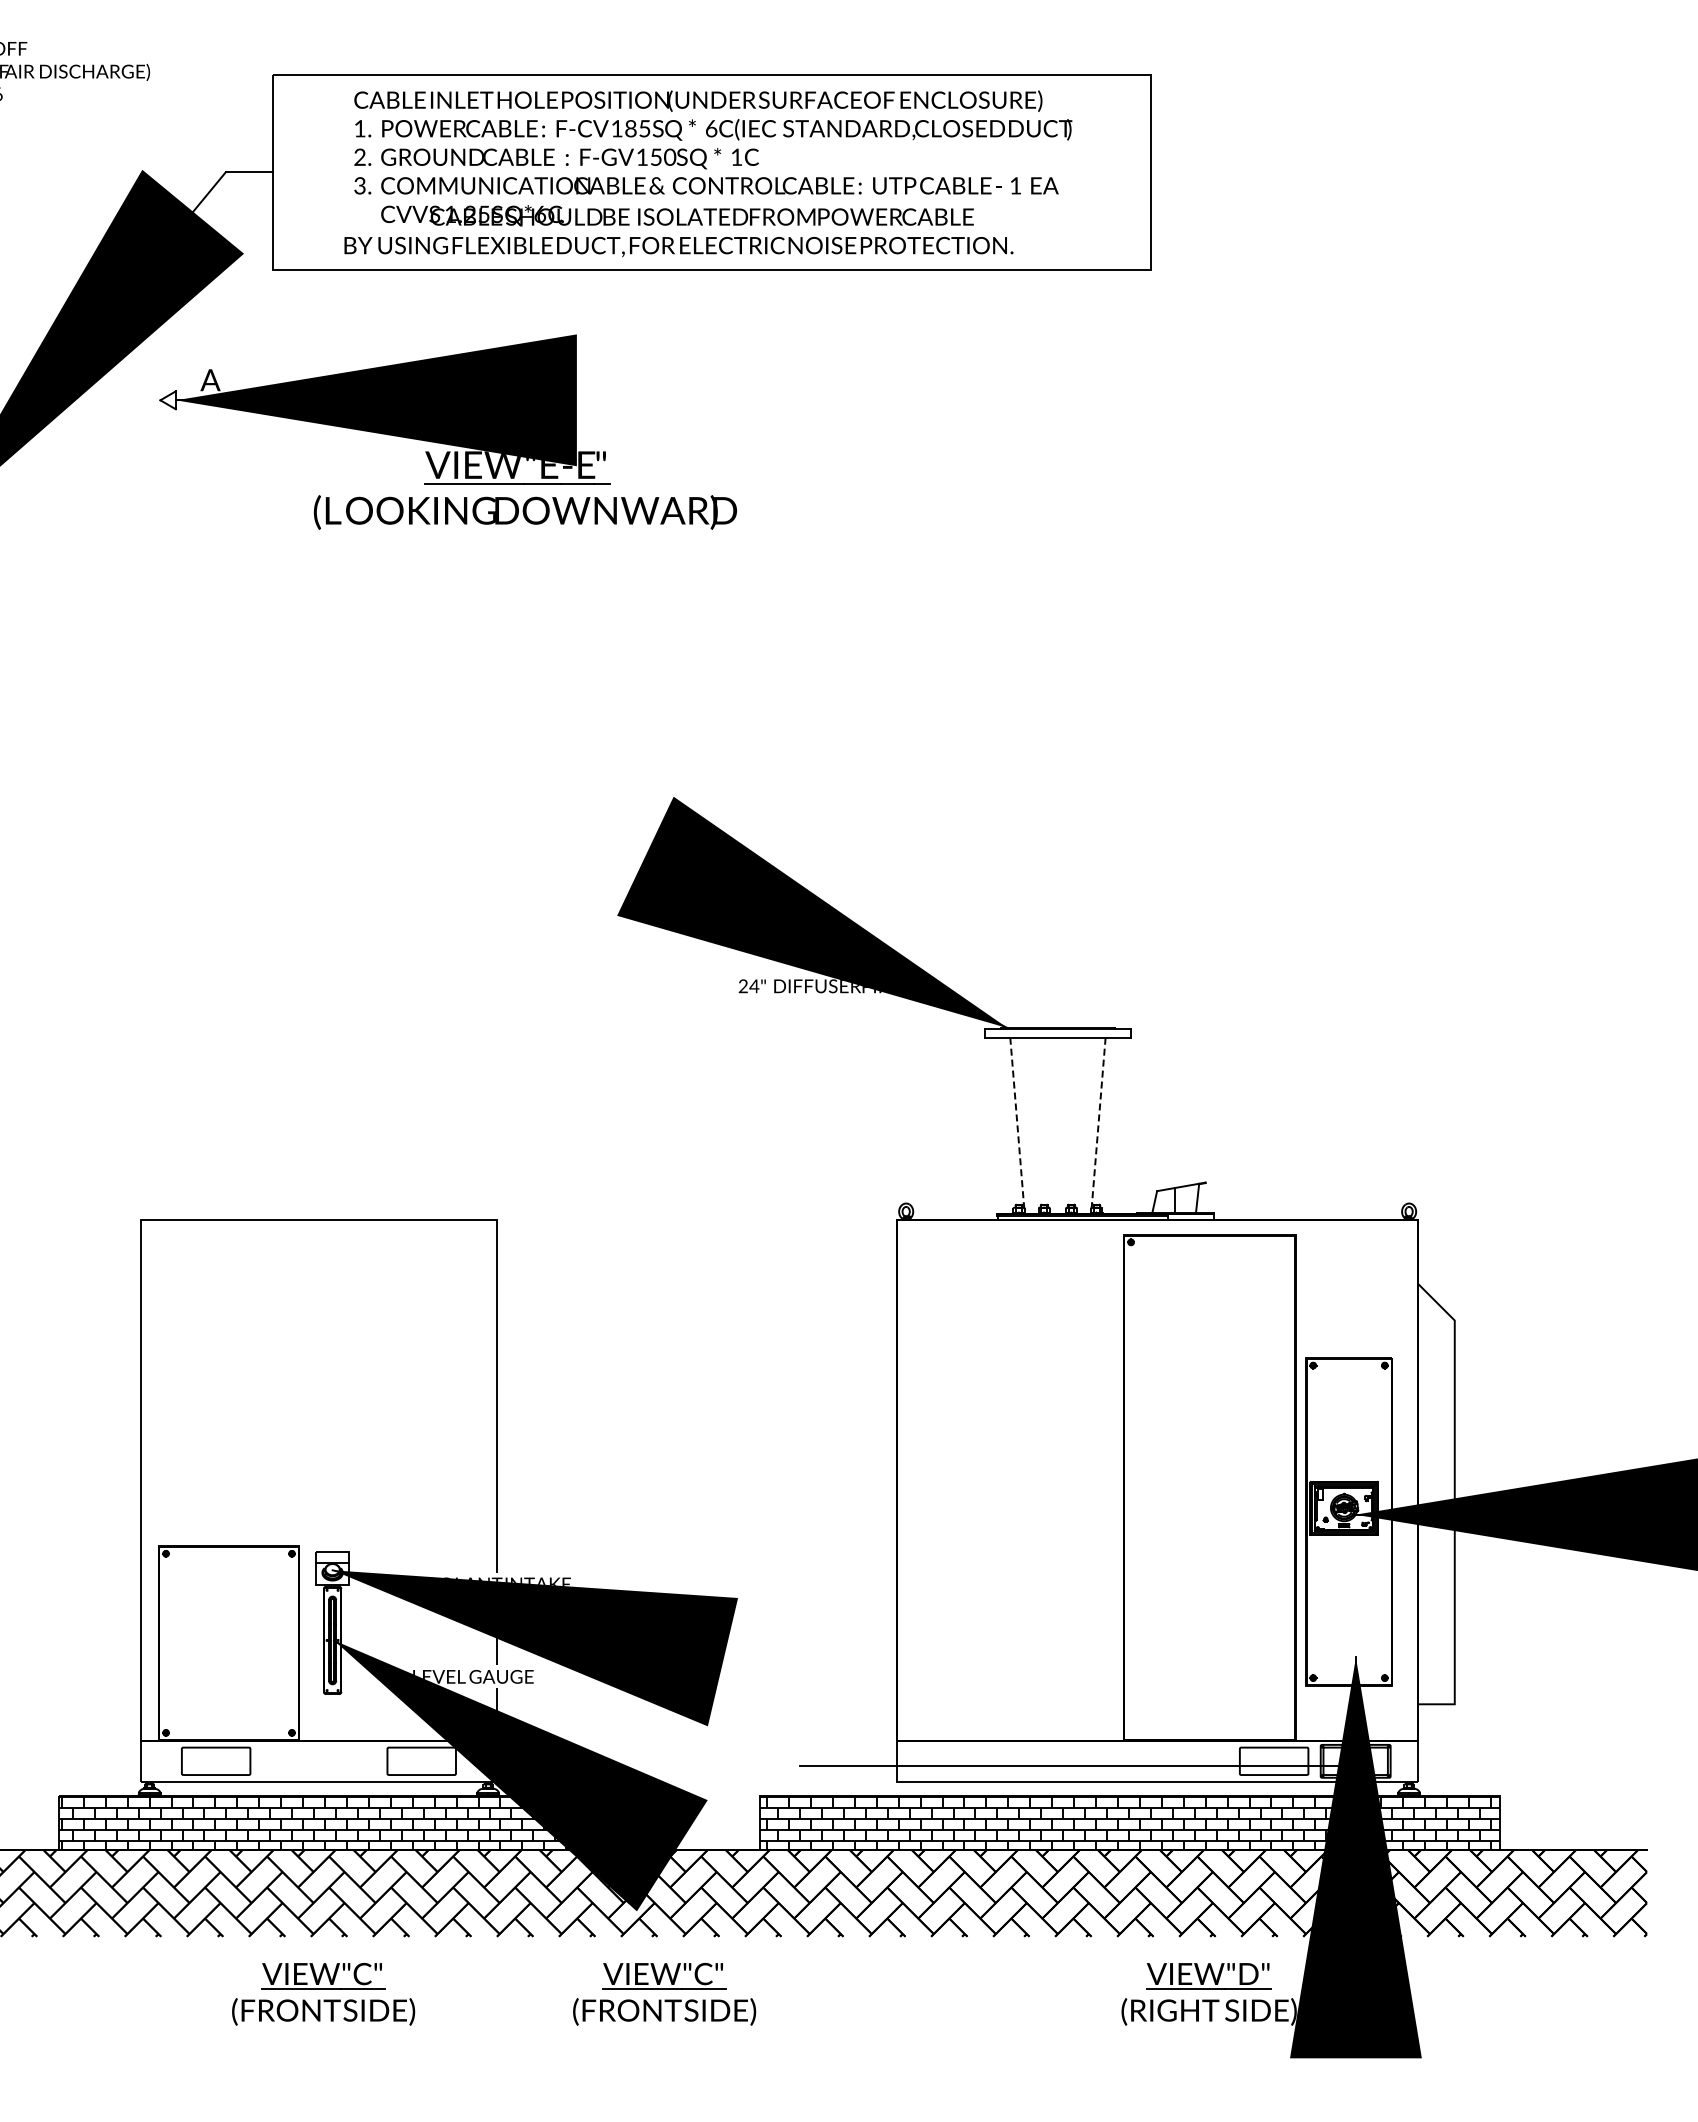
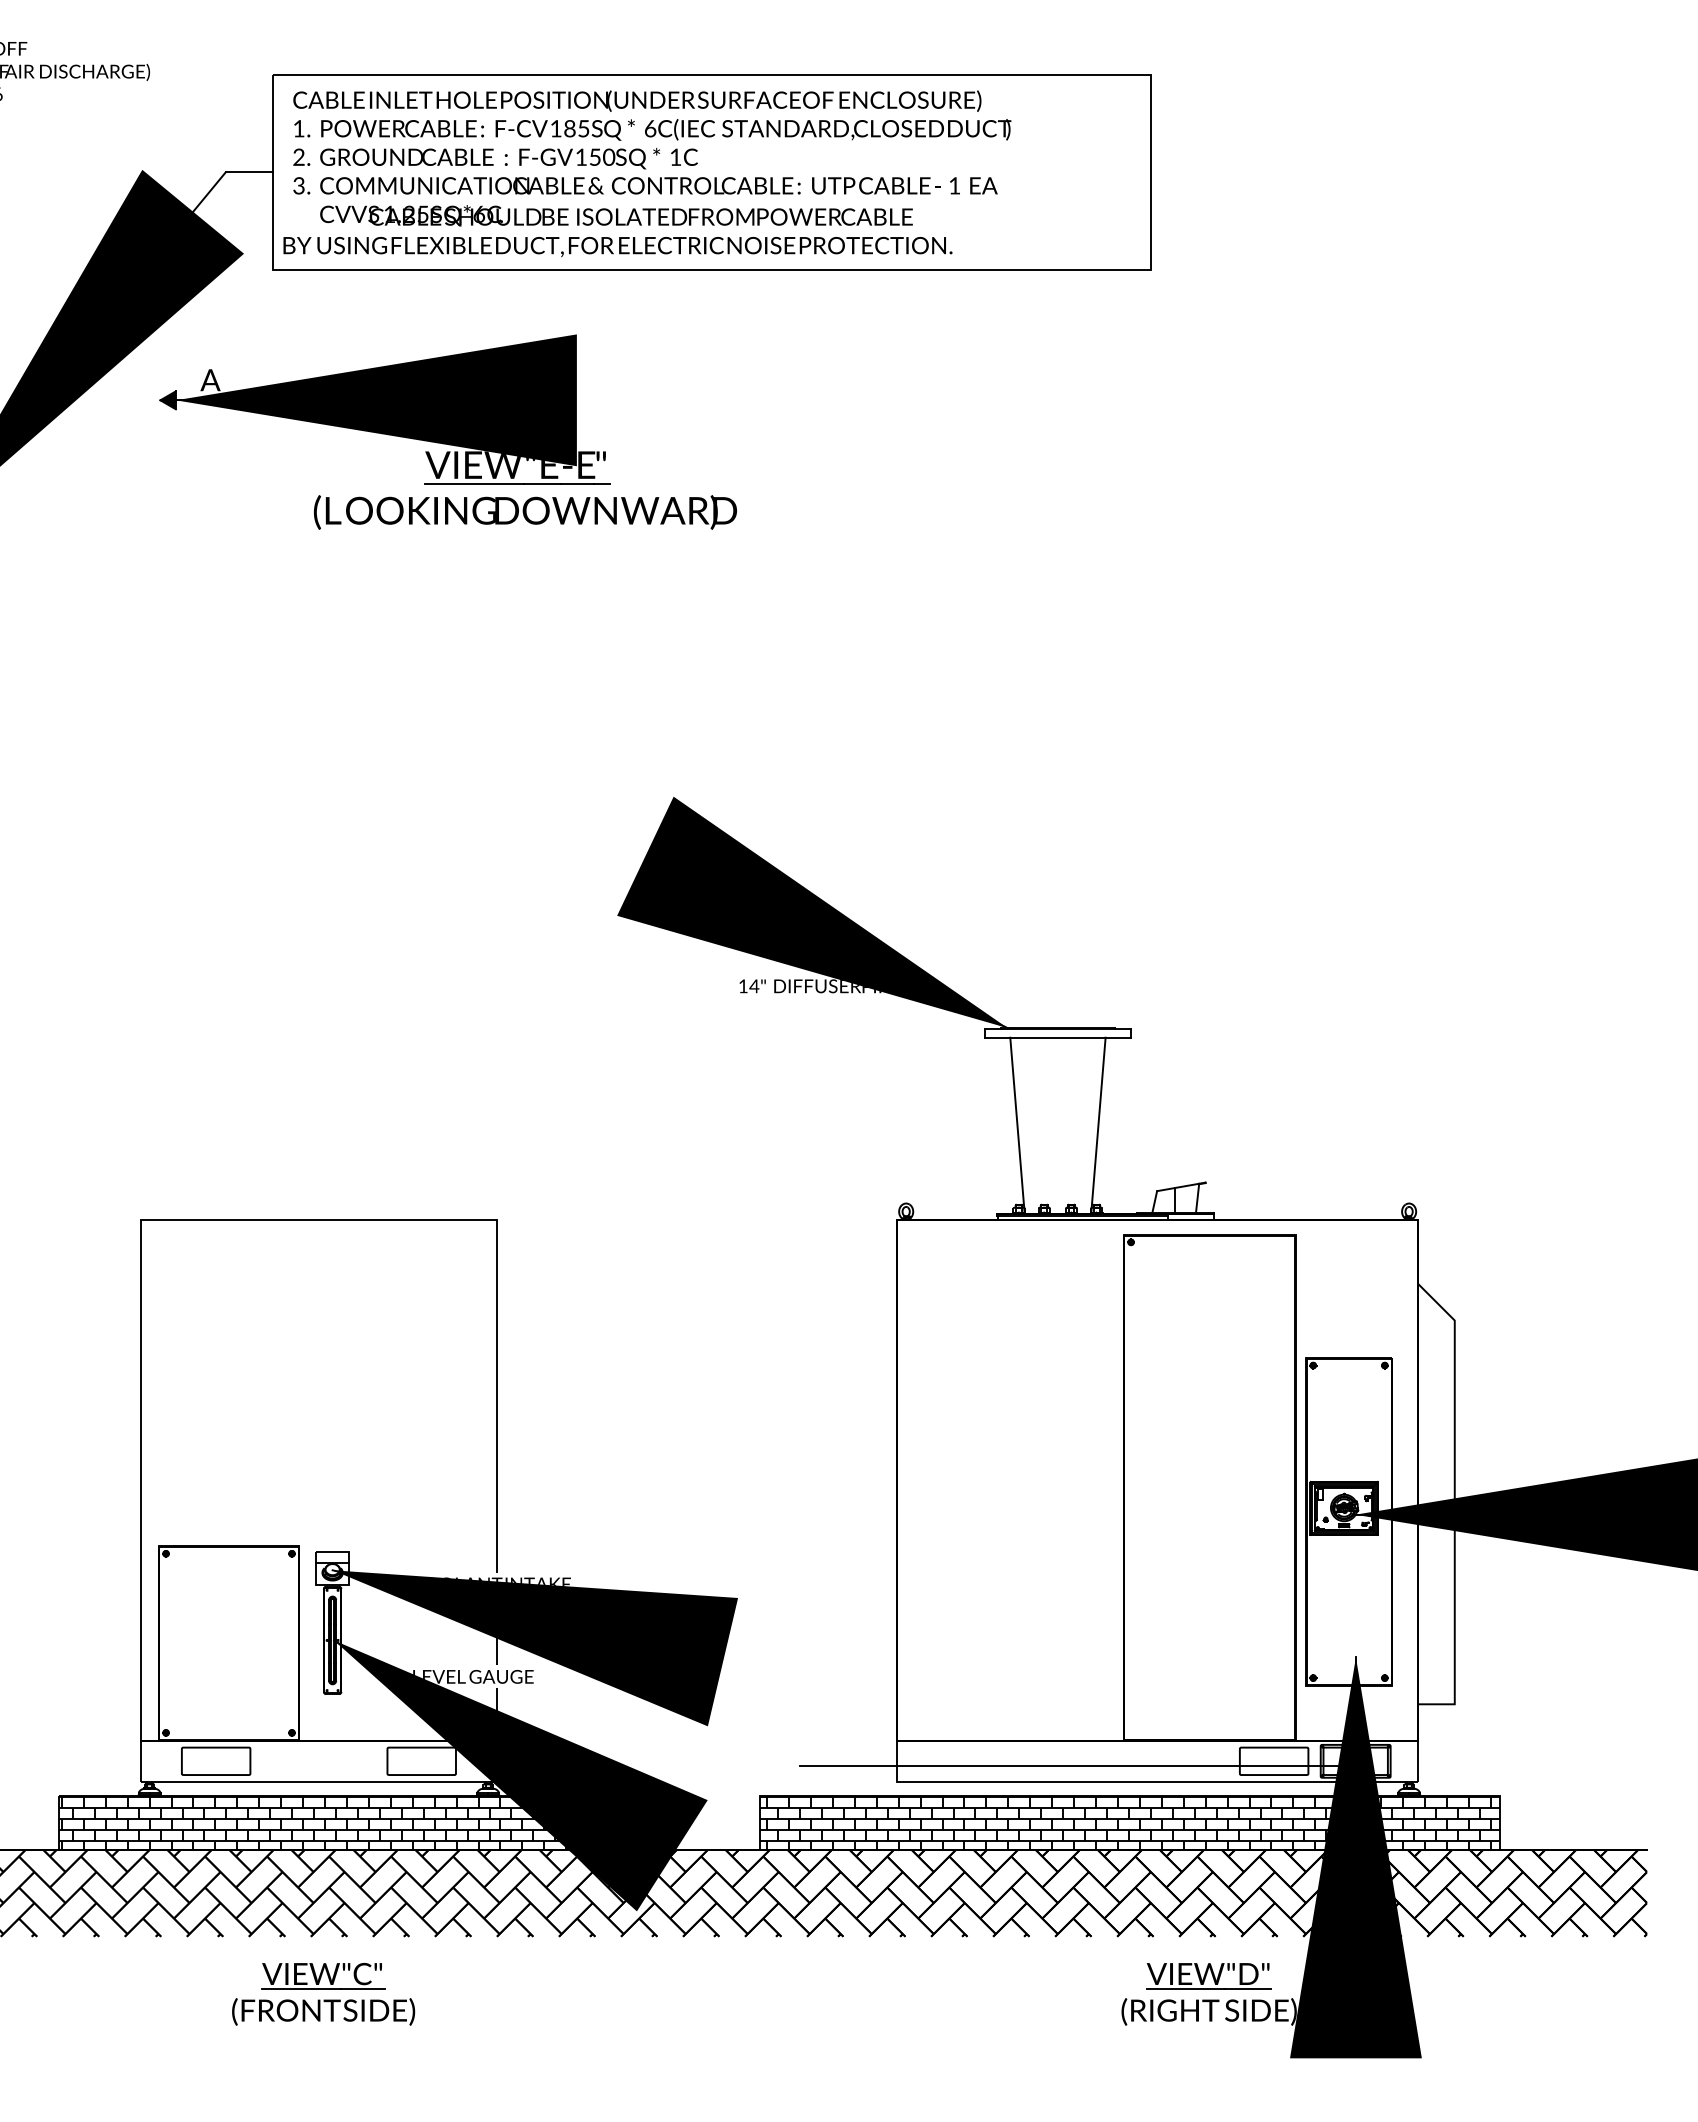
text position: (708, 173) -> (647, 173) (647, 173)
fill: none -> present (167, 400)
text: 24" -> 14" (742, 986)
line: dashed -> solid (1017, 1126)
line: dashed -> solid (1098, 1126)
part: present -> none (664, 1993)
